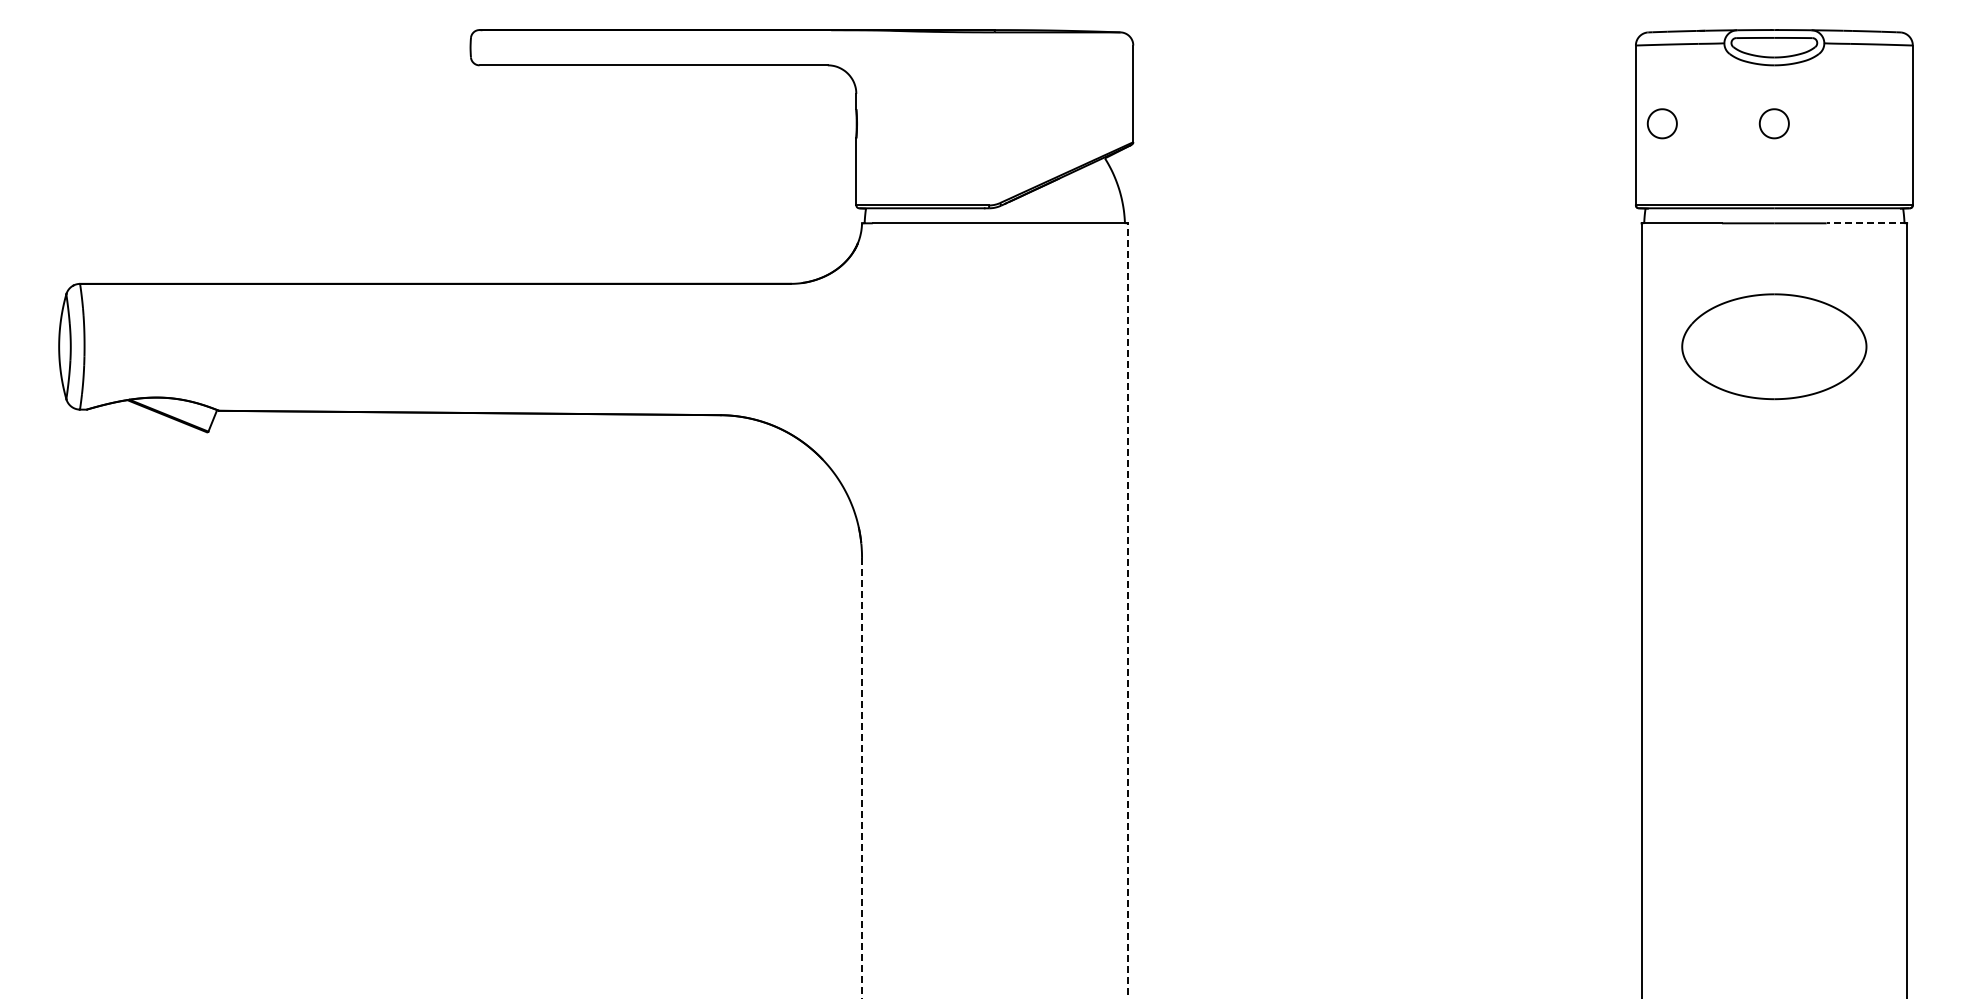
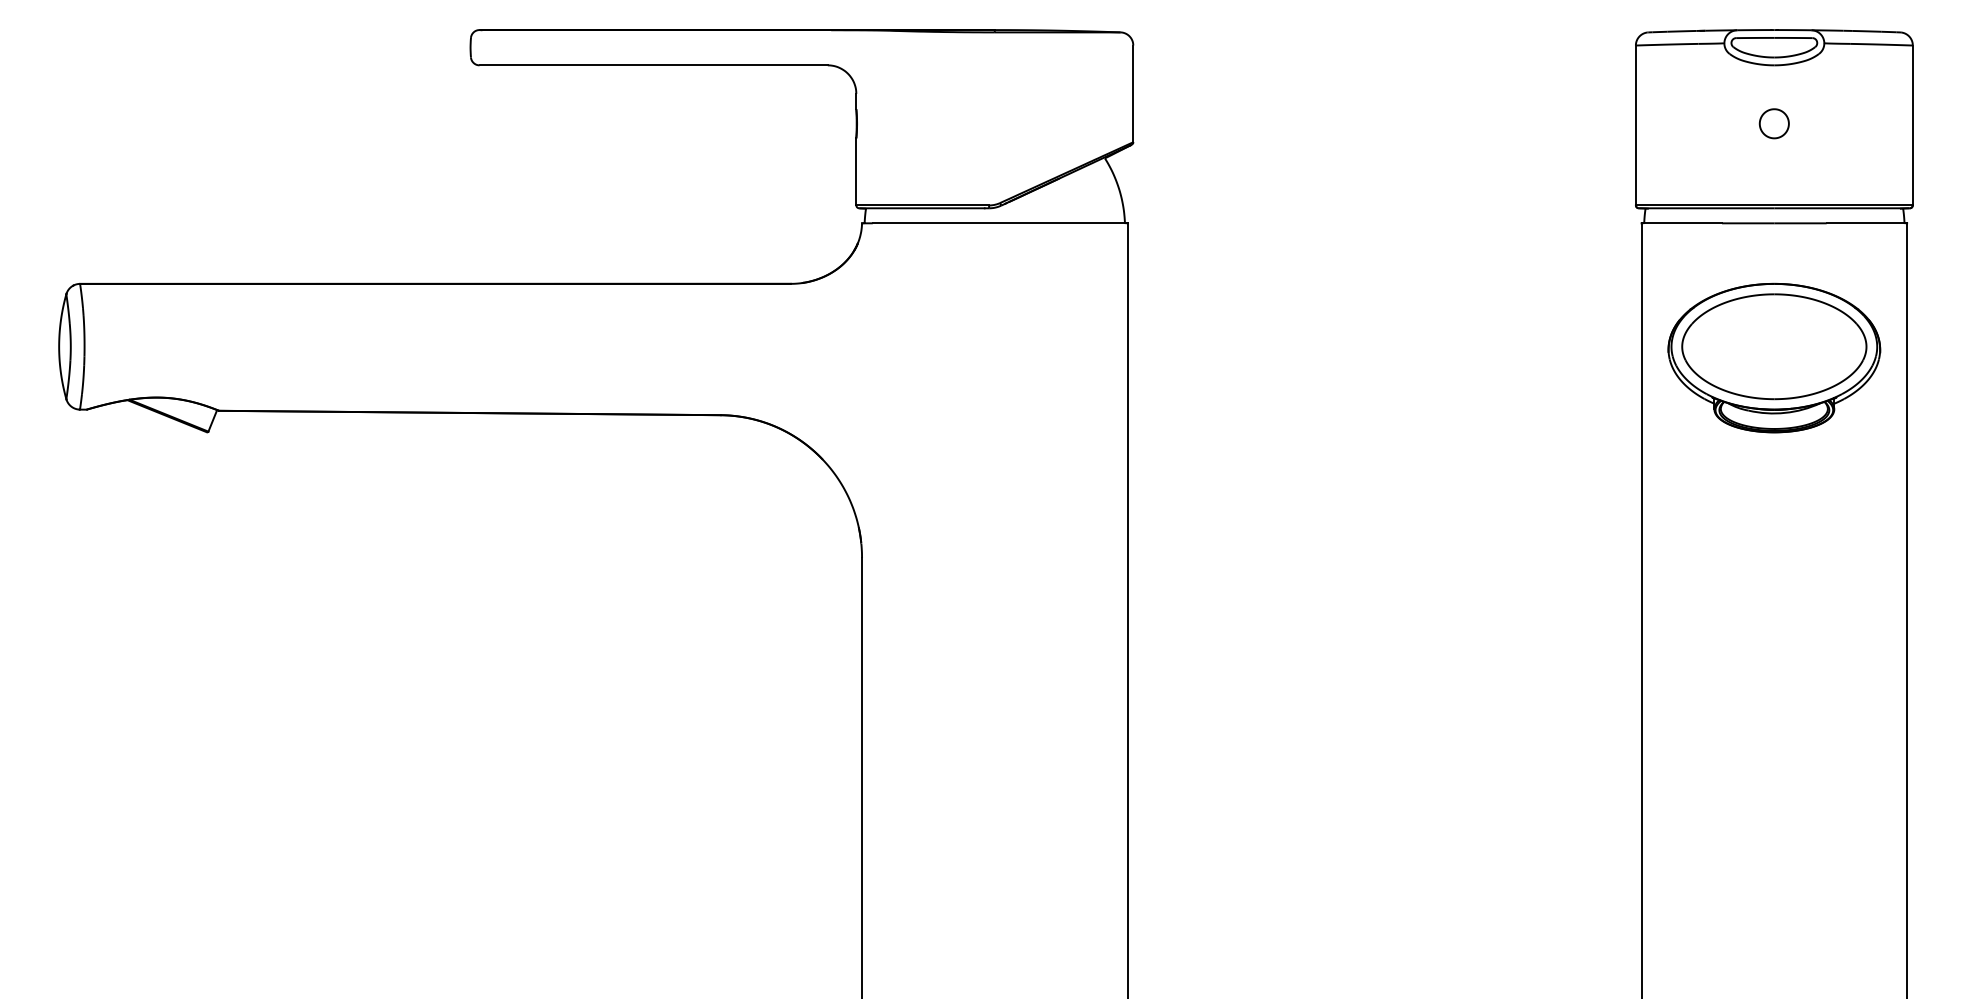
part: present -> none (1661, 123)
line: dashed -> solid (1866, 223)
part: none -> present (1774, 357)
line: dashed -> solid (1127, 610)
line: dashed -> solid (862, 778)
